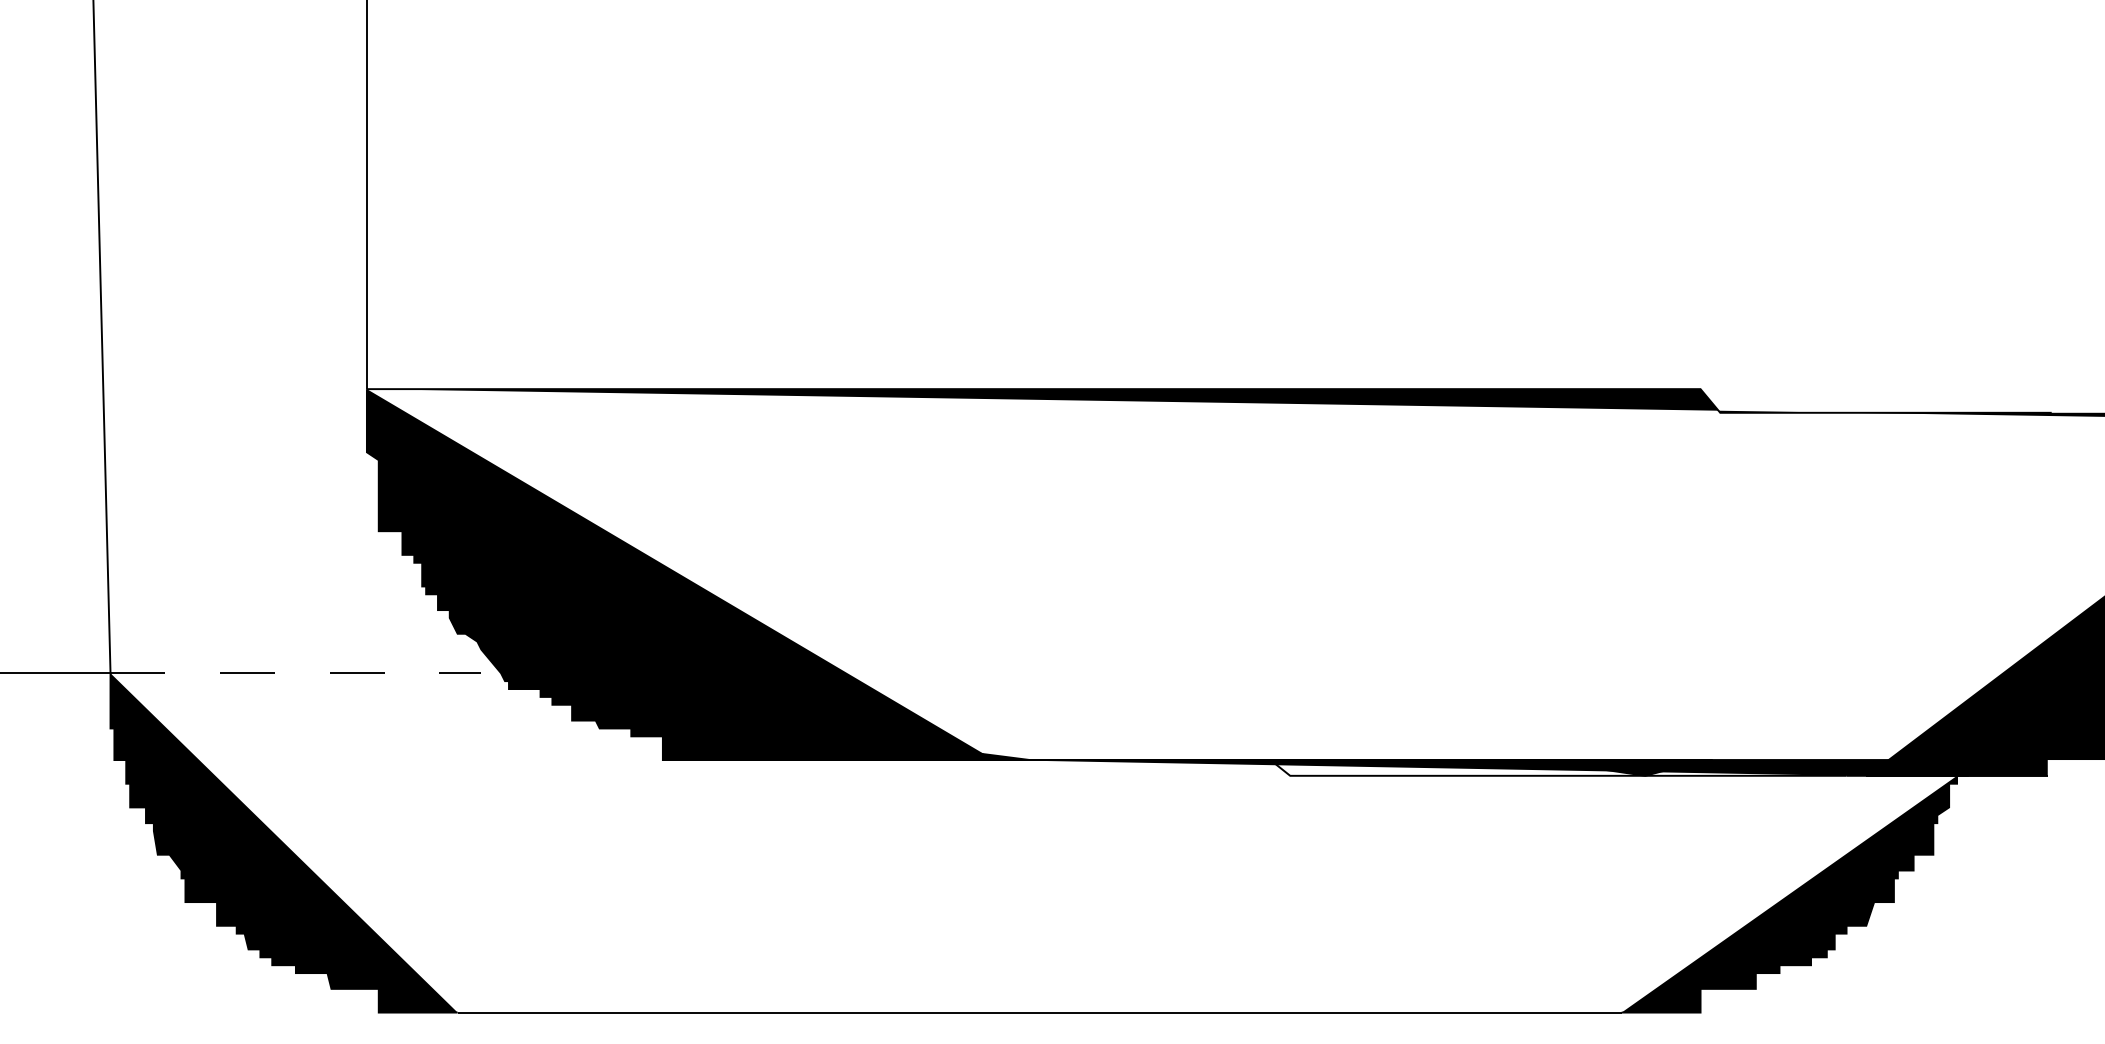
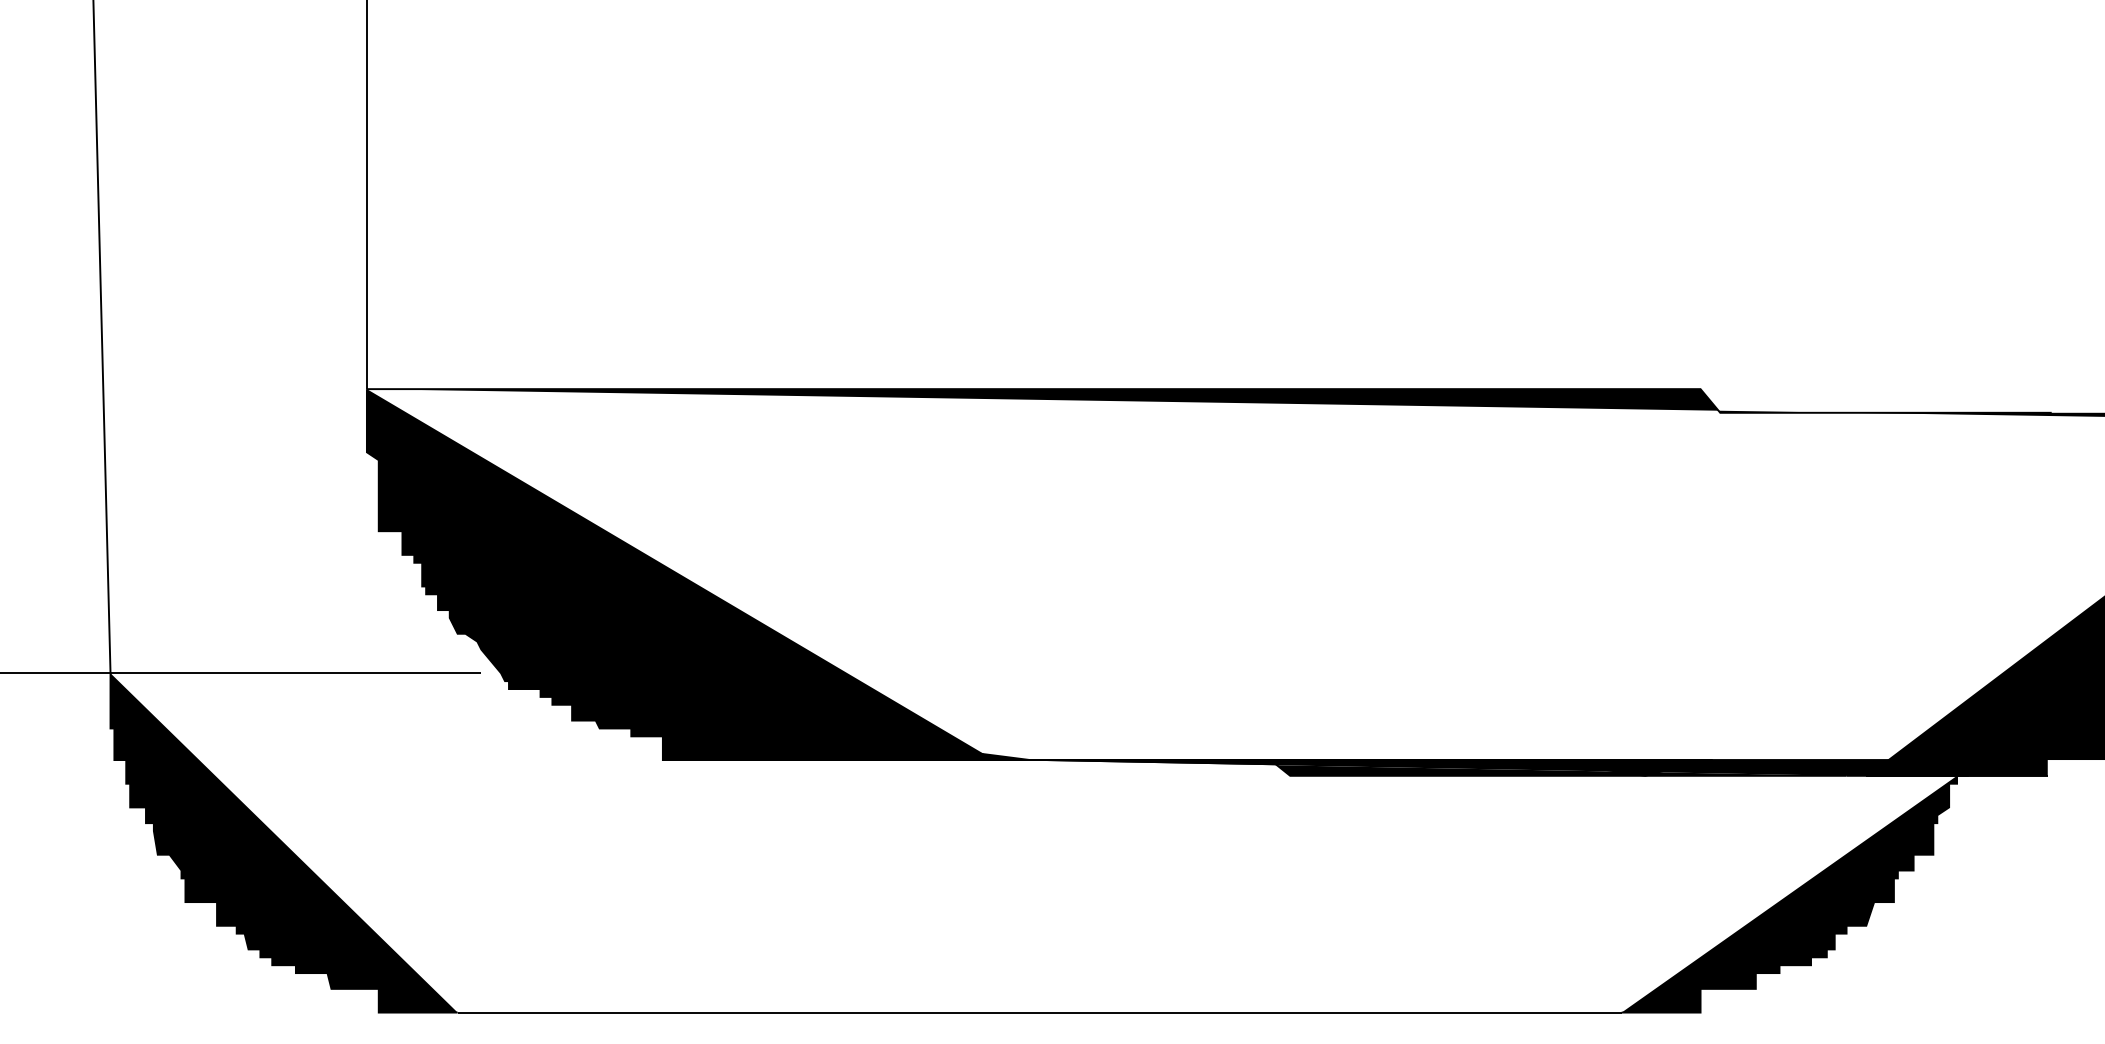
line: dashed -> solid (296, 673)
fill: none -> present (1420, 767)
